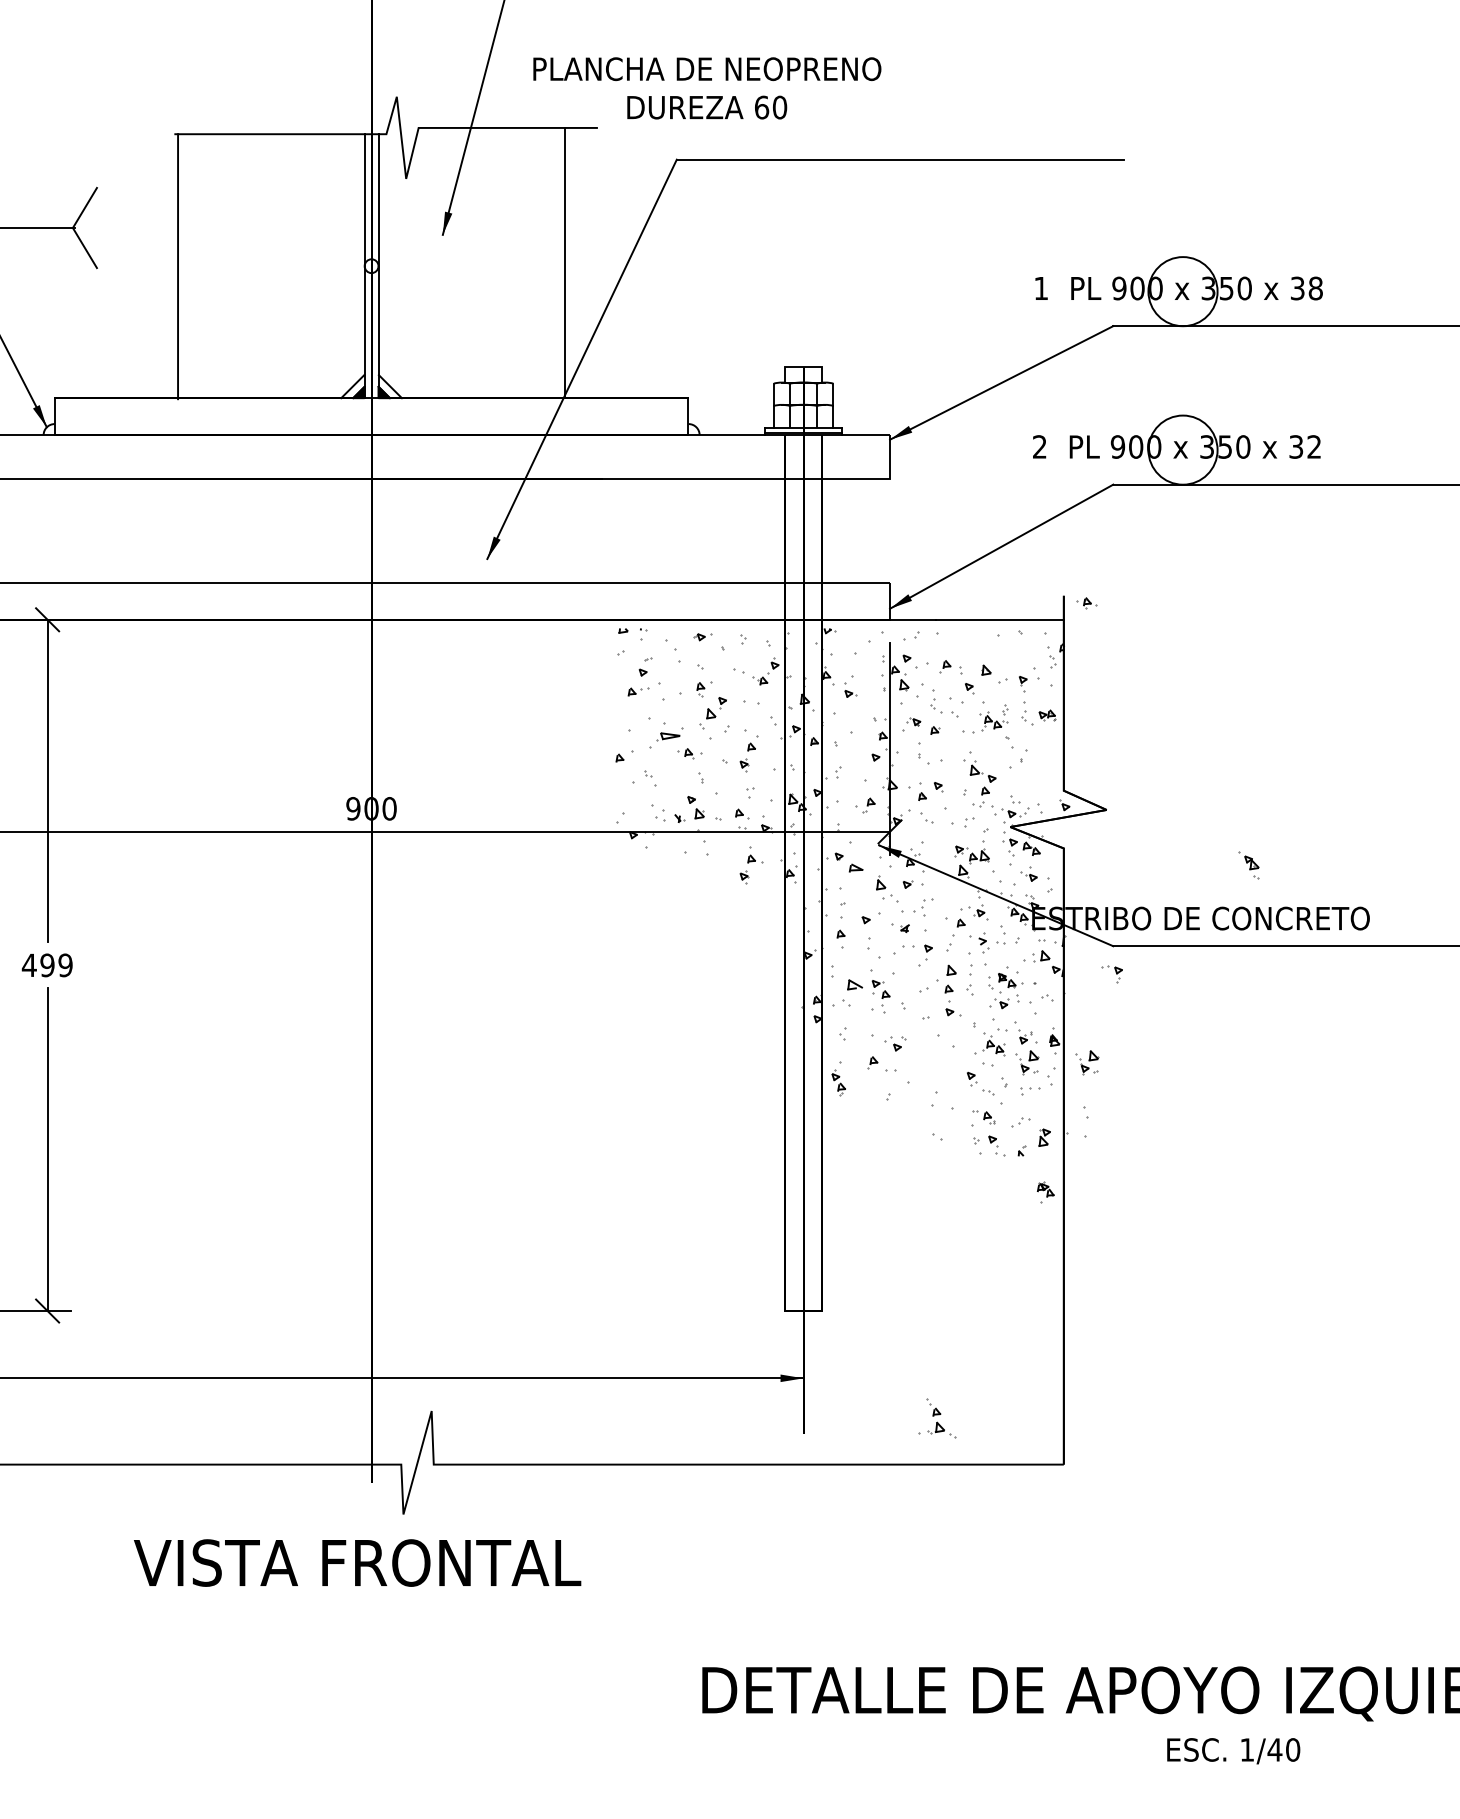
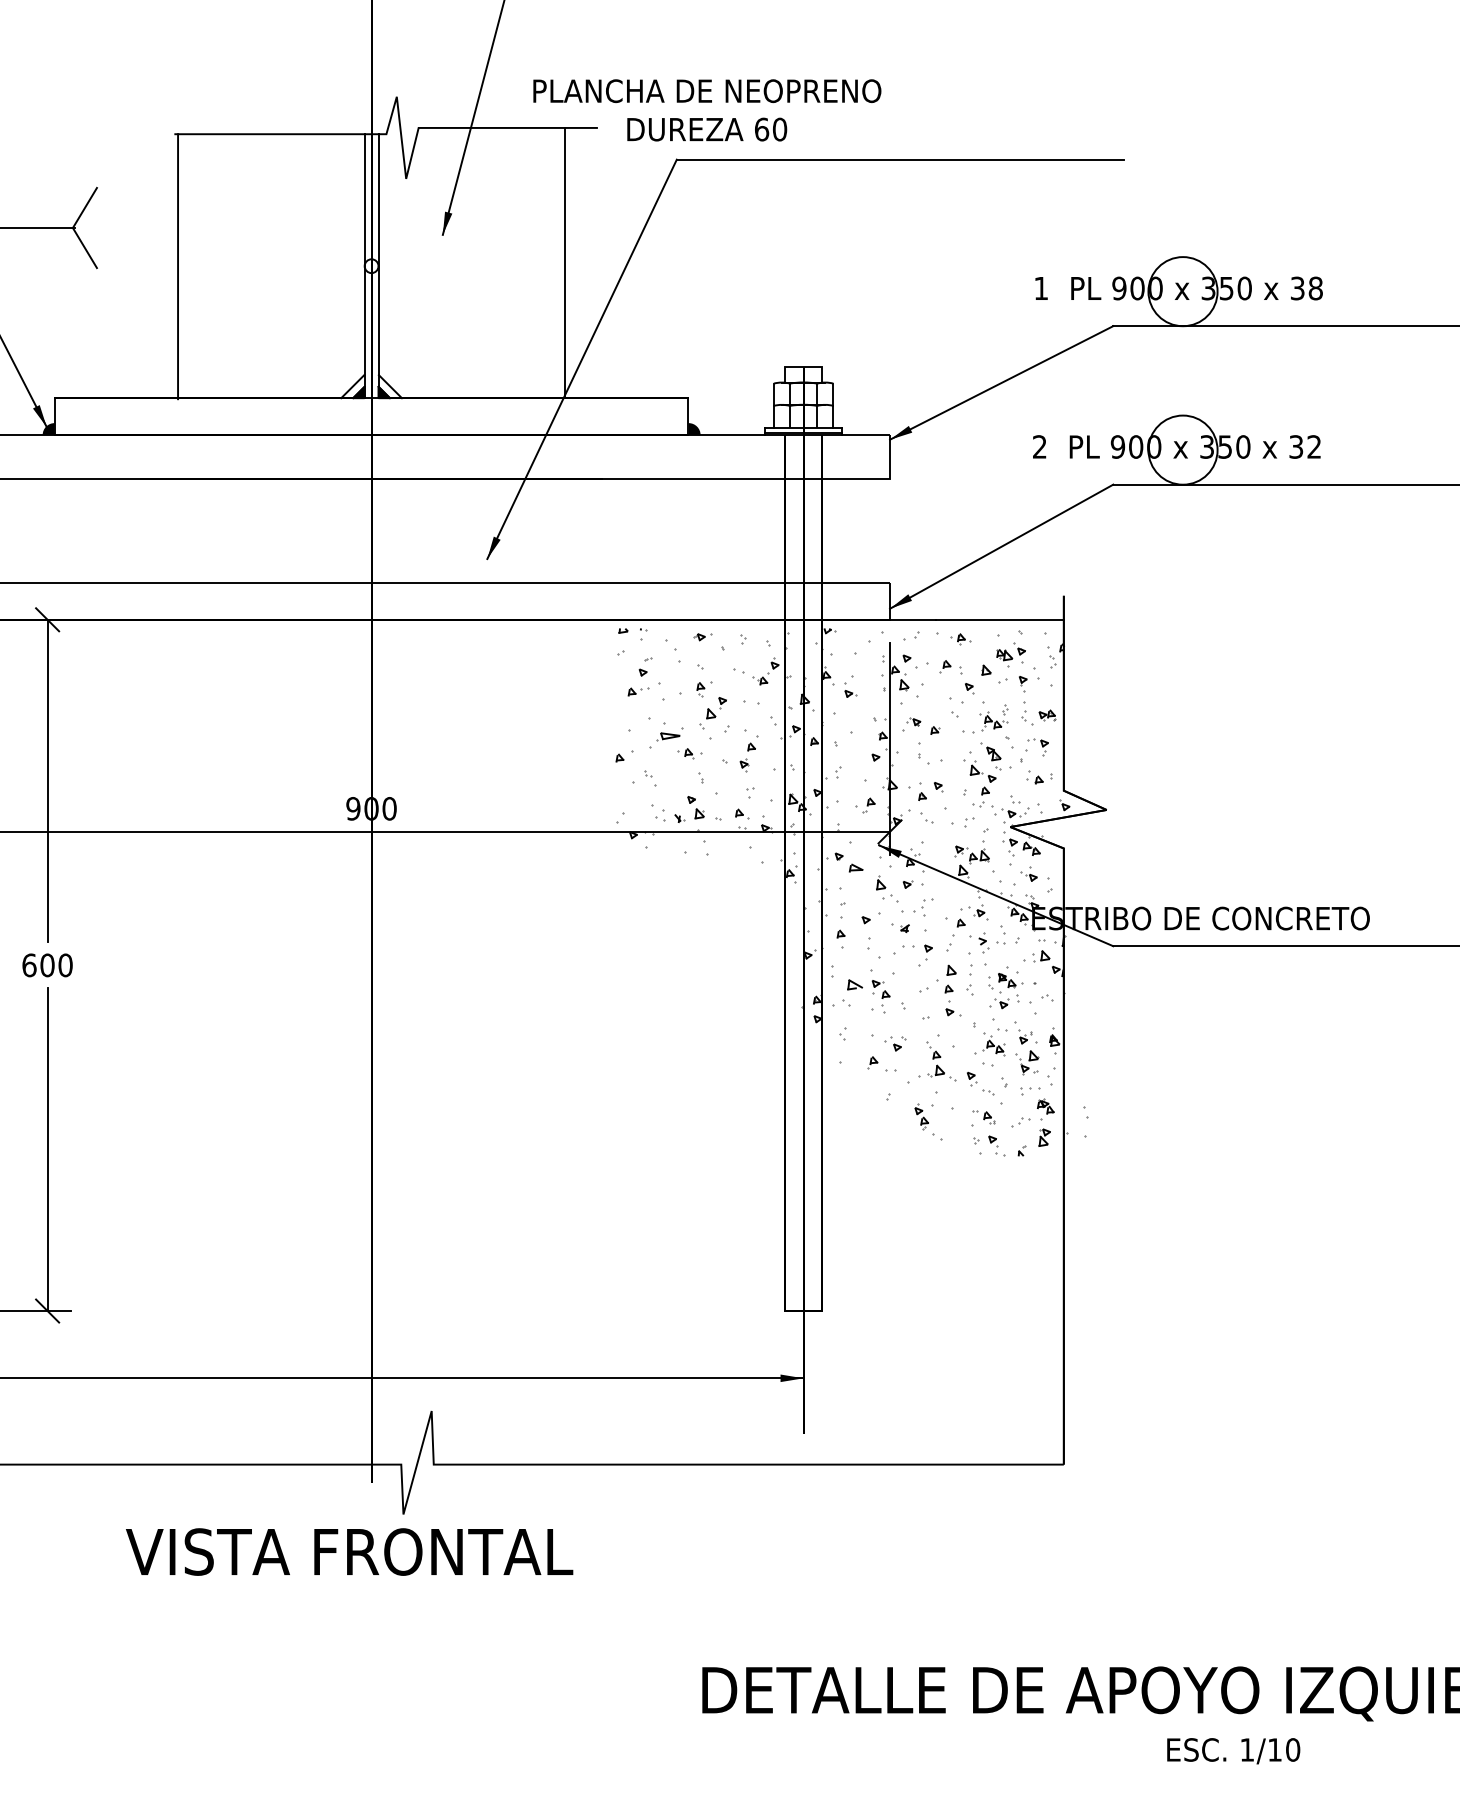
text position: (707, 88) -> (707, 110) (707, 110)
fill: none -> present (48, 429)
fill: none -> present (693, 429)
part position: (1086, 603) -> (960, 639) (960, 639)
part: none -> present (1010, 654)
part: present -> none (936, 701)
part: none -> present (1039, 777)
part position: (1248, 865) -> (990, 756) (990, 756)
part: present -> none (747, 869)
text: 499 -> 600 (46, 965)
part position: (1111, 974) -> (1037, 747) (1037, 747)
part: present -> none (1087, 1062)
part position: (838, 1082) -> (921, 1116) (921, 1116)
part position: (1045, 1192) -> (1045, 1109) (1045, 1109)
part position: (937, 1418) -> (937, 1061) (937, 1061)
text position: (357, 1562) -> (349, 1551) (349, 1551)
text: 1/40 -> 1/10 (1274, 1749)
